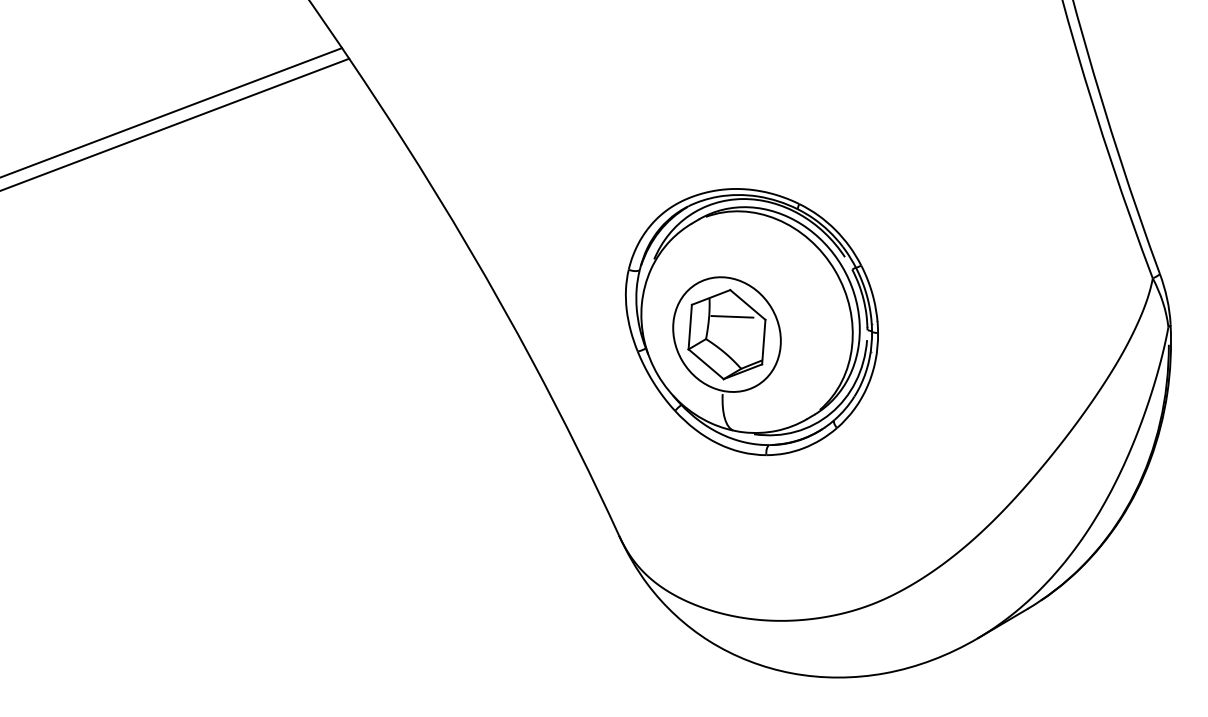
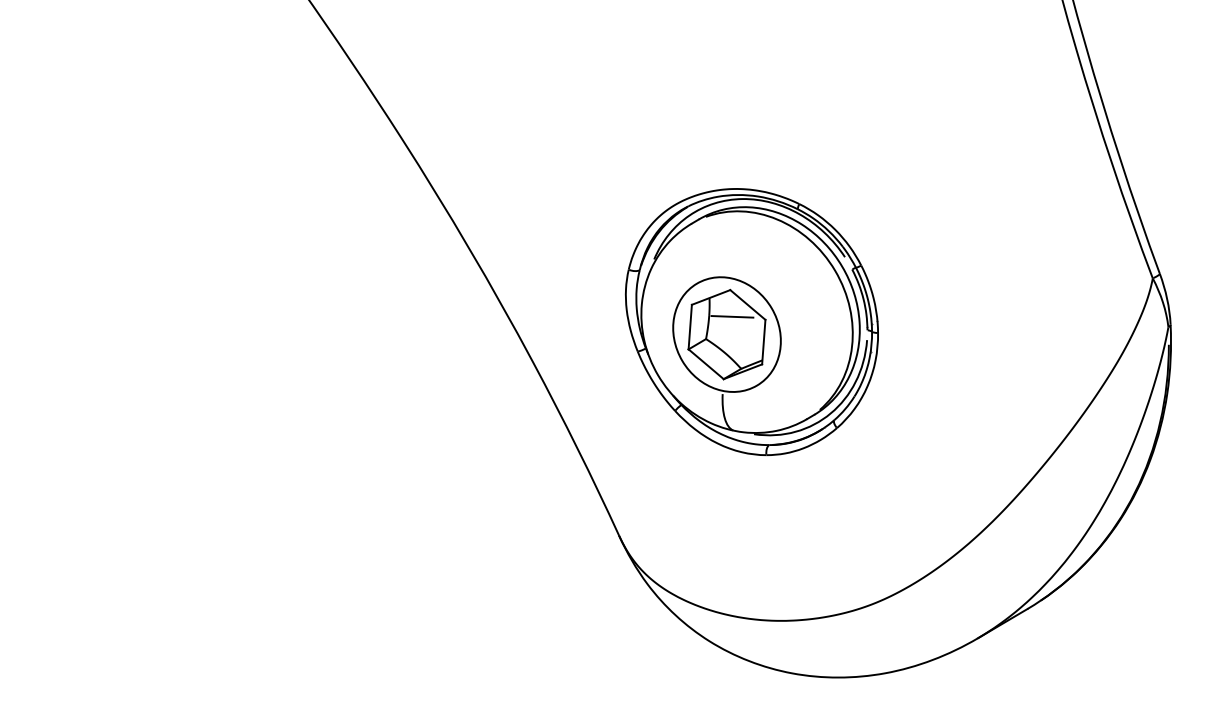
line: present -> none (172, 112)
line: present -> none (175, 124)
